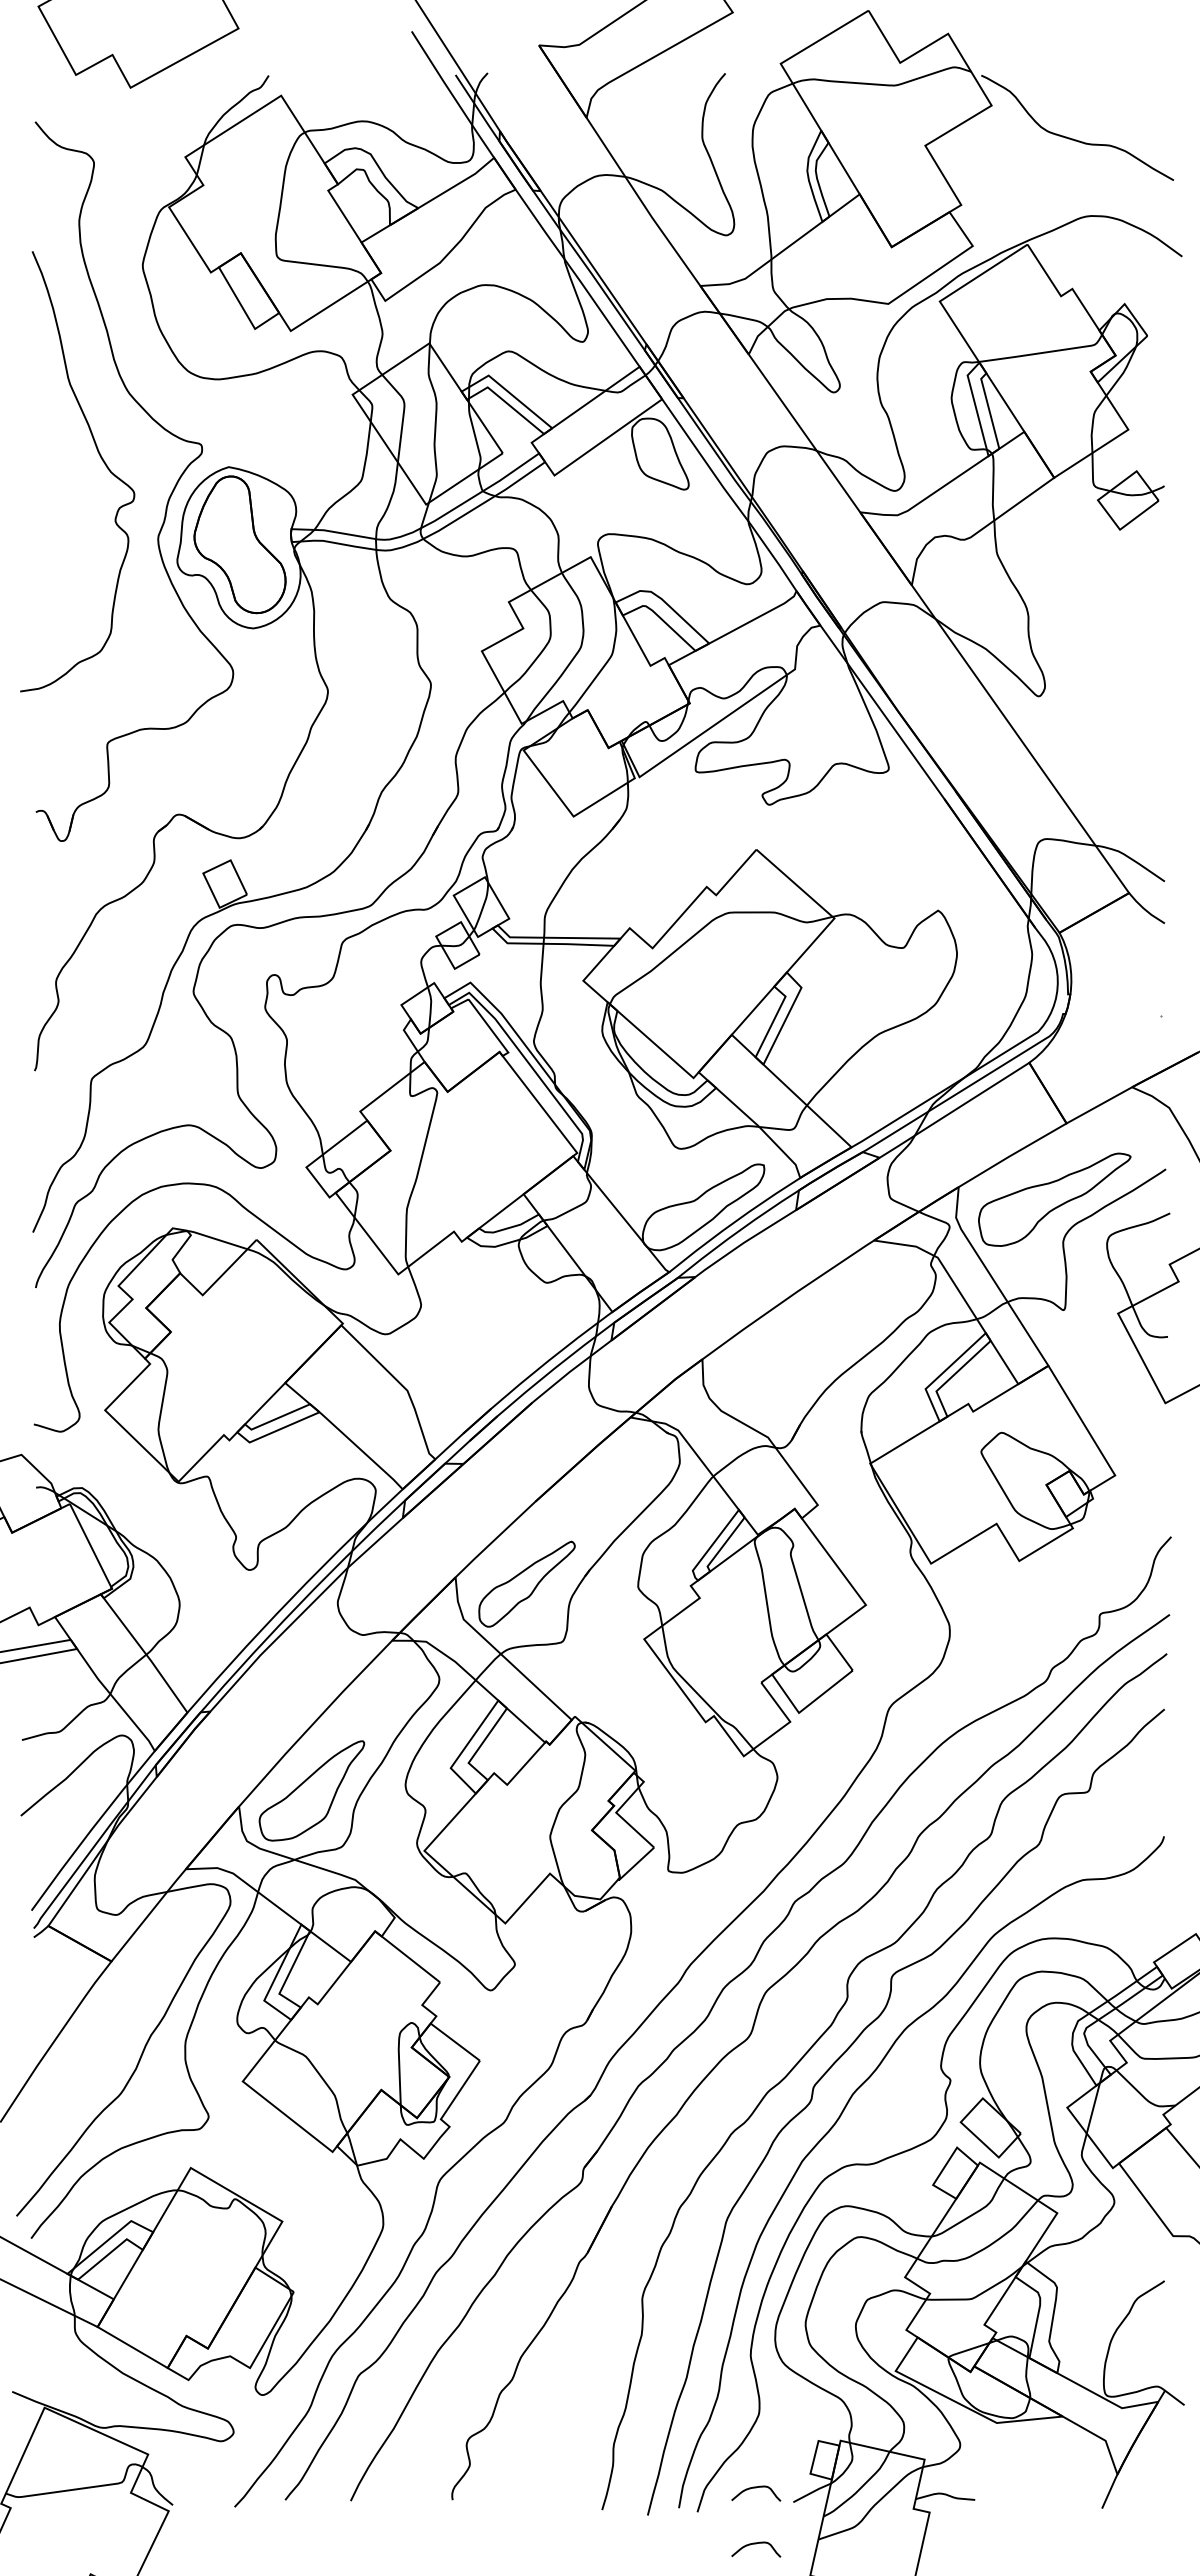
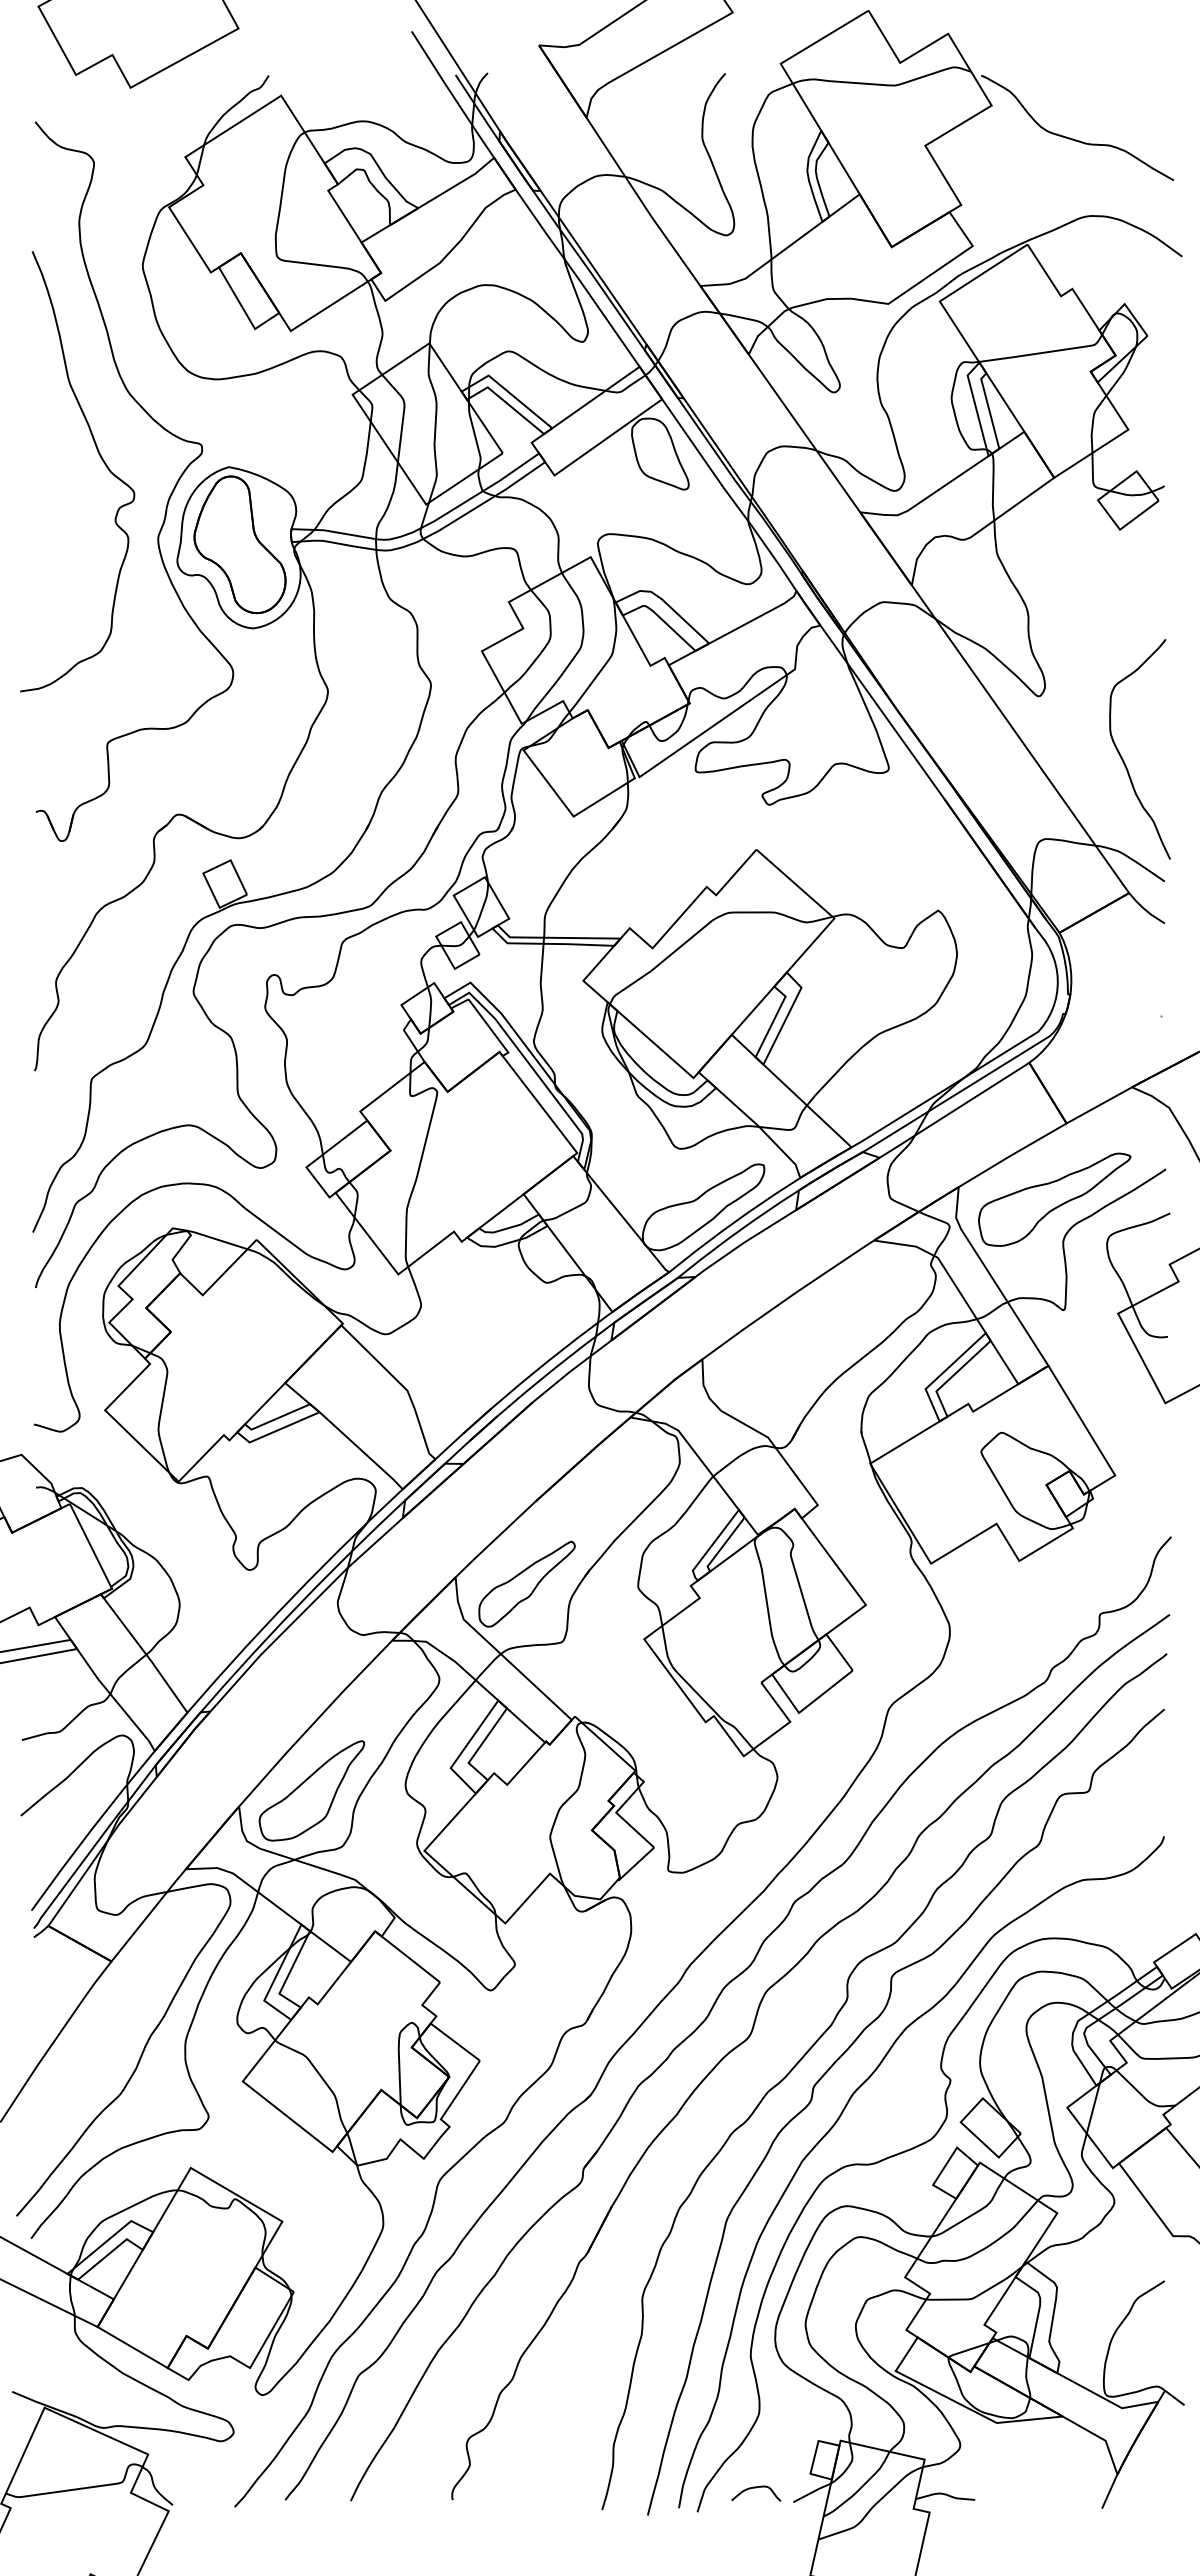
curve: none -> present (1122, 757)
curve: present -> none (756, 2544)
